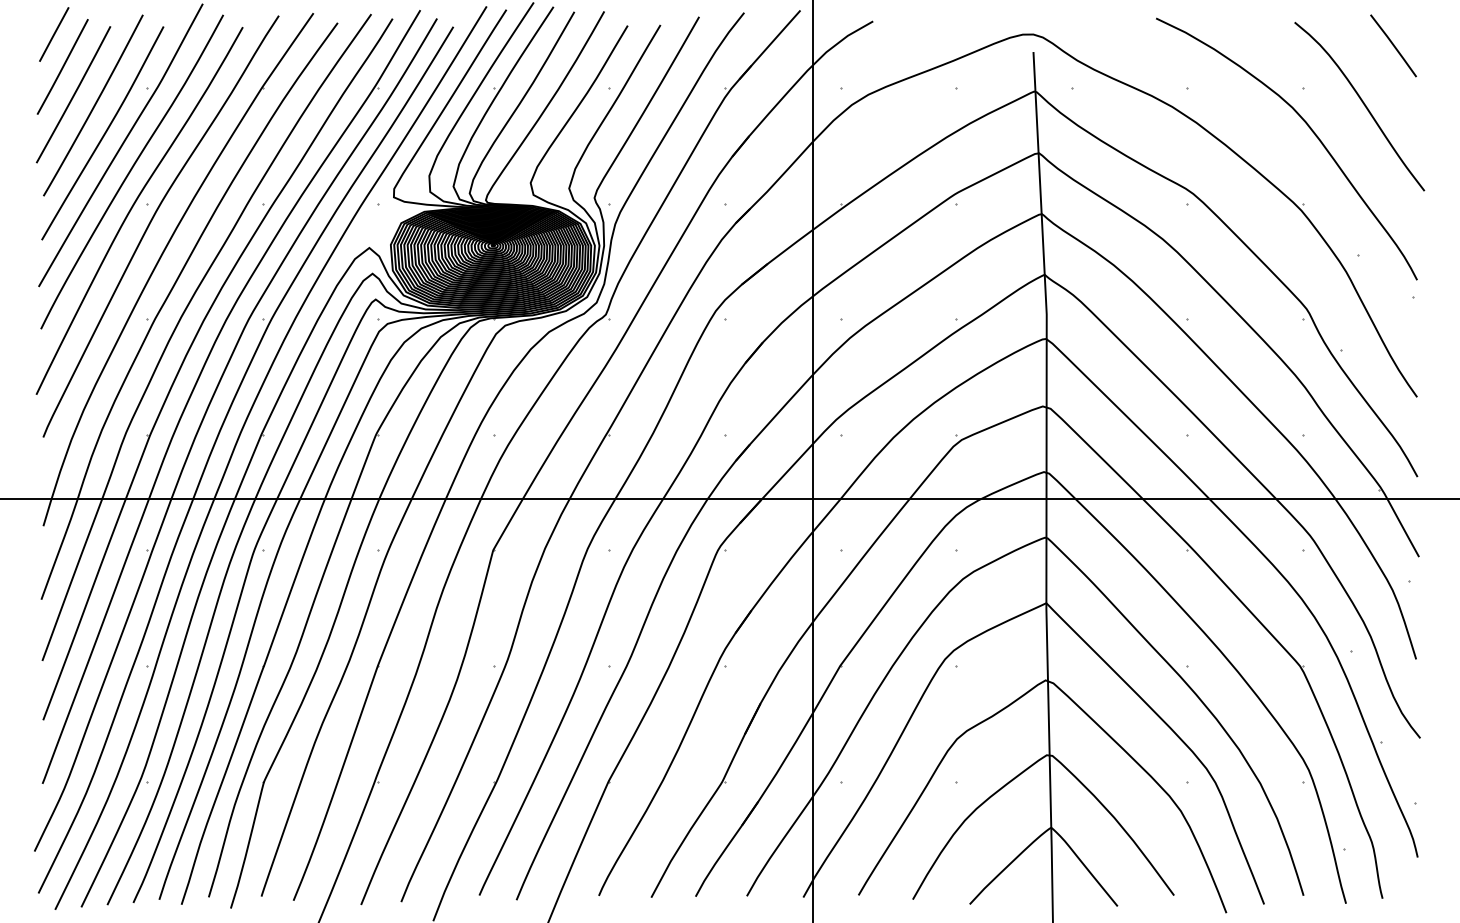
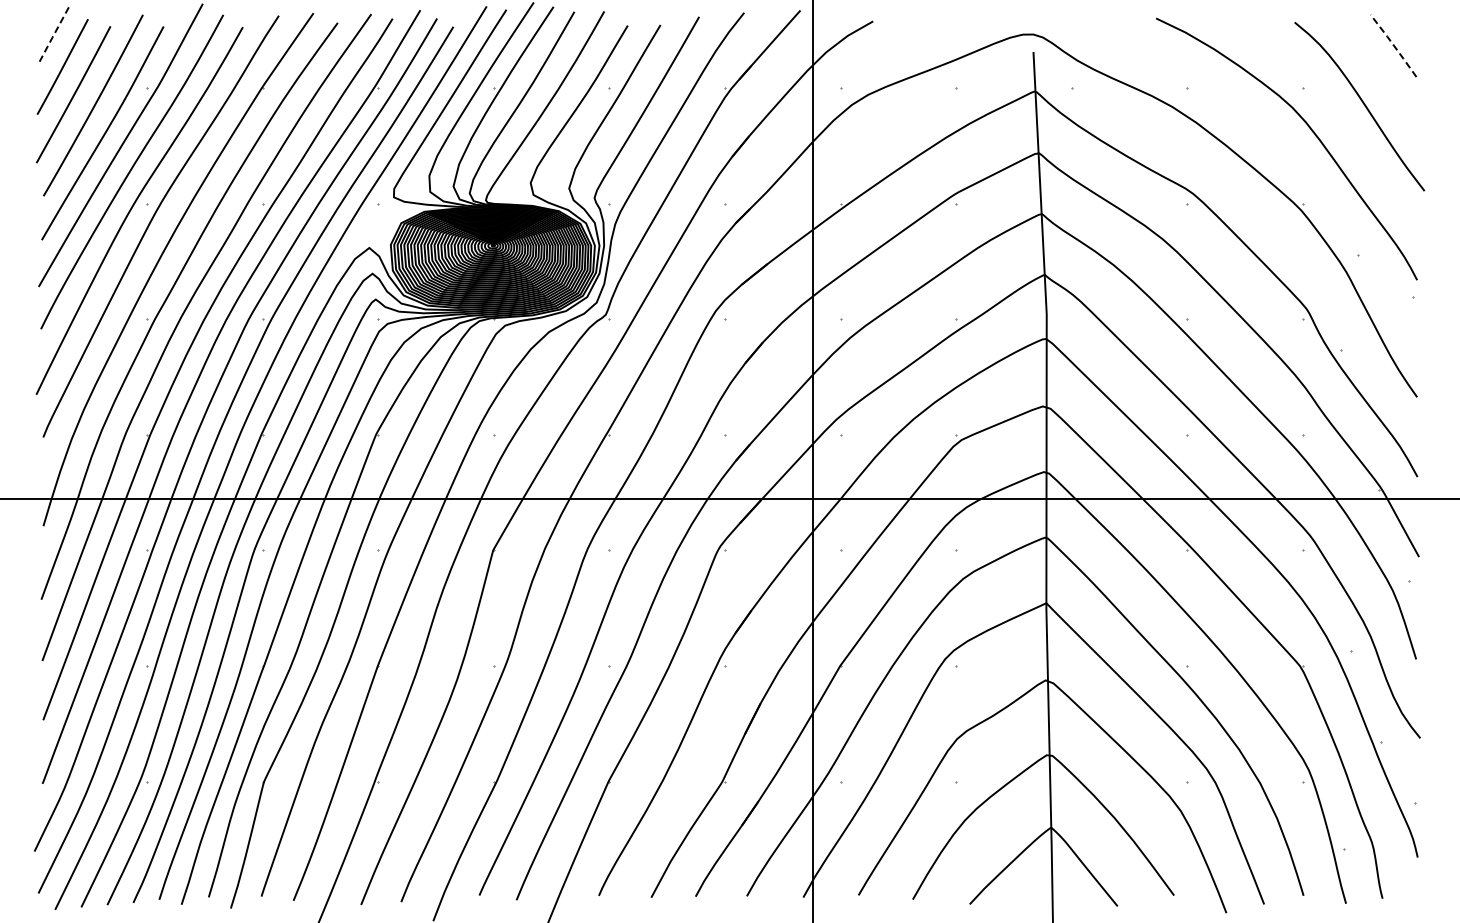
line: solid -> dashed (53, 35)
line: solid -> dashed (1393, 45)
